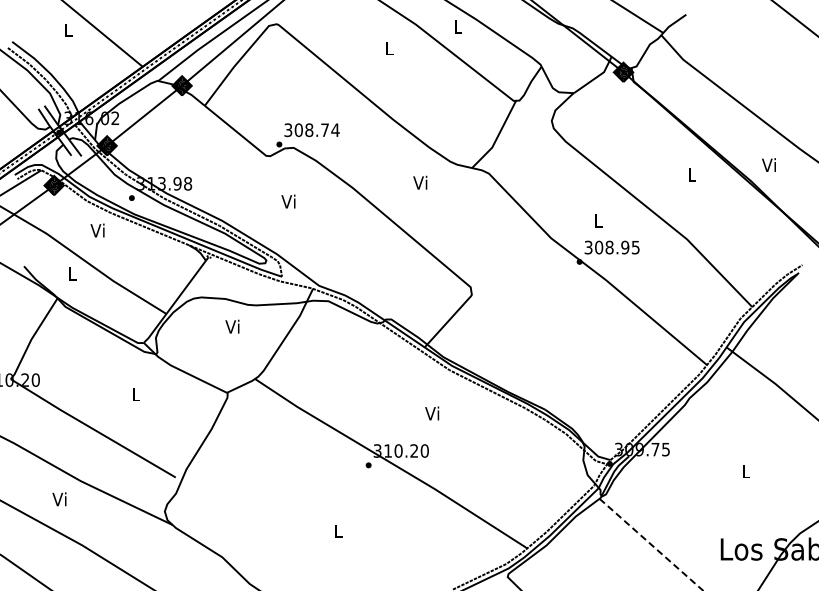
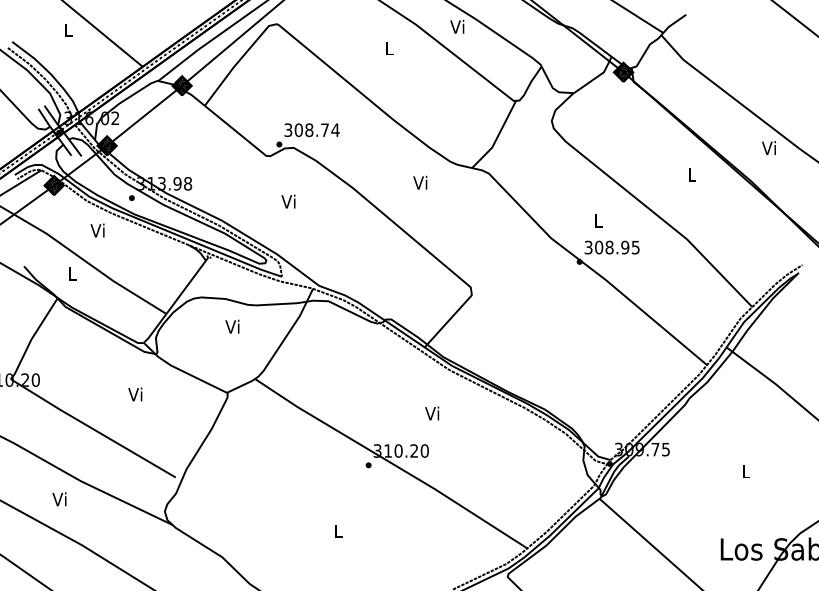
text: L -> Vi (457, 26)
text position: (768, 164) -> (768, 147) (768, 147)
text: L -> Vi (135, 394)
line: dashed -> solid (651, 545)
